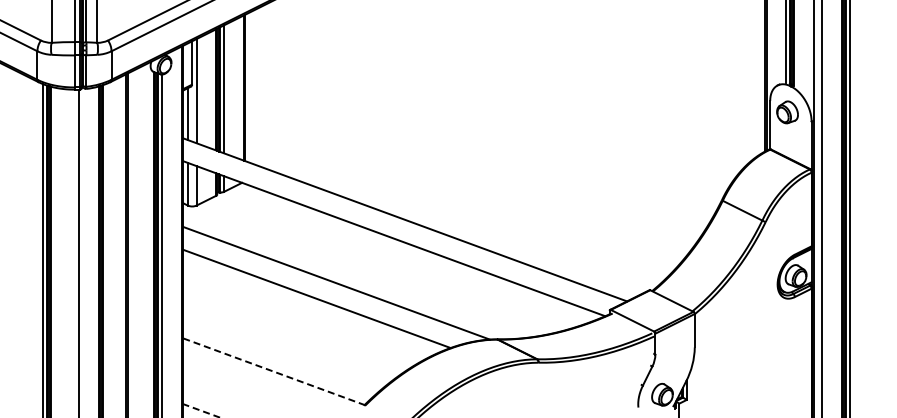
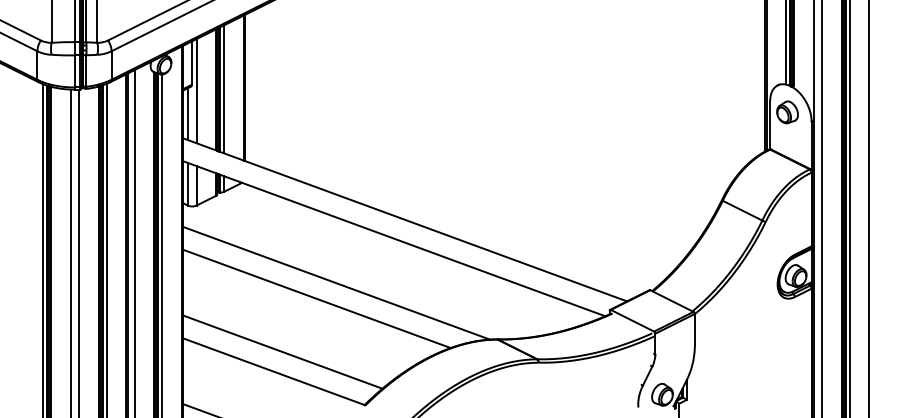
line: none -> present (869, 208)
line: none -> present (134, 242)
line: none -> present (106, 248)
line: none -> present (70, 251)
line: none -> present (282, 351)
line: dashed -> solid (273, 371)
line: dashed -> solid (201, 411)
